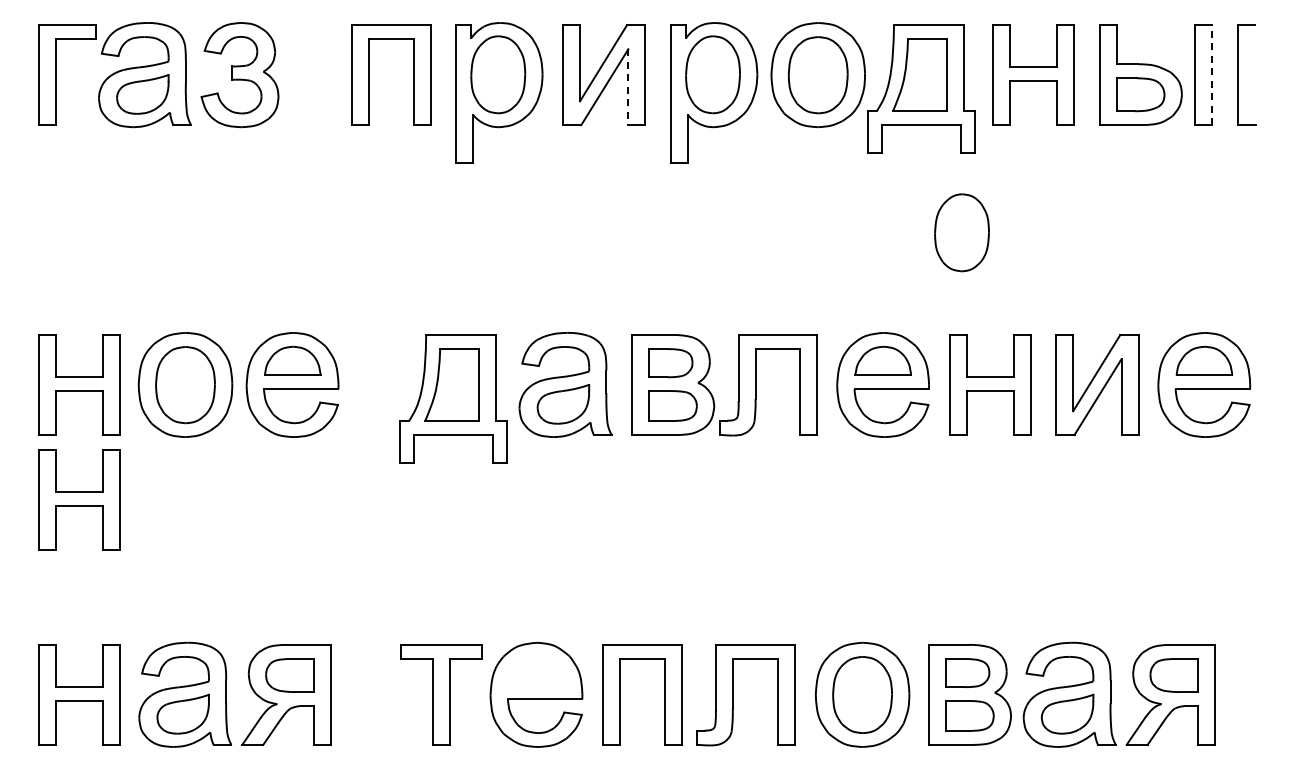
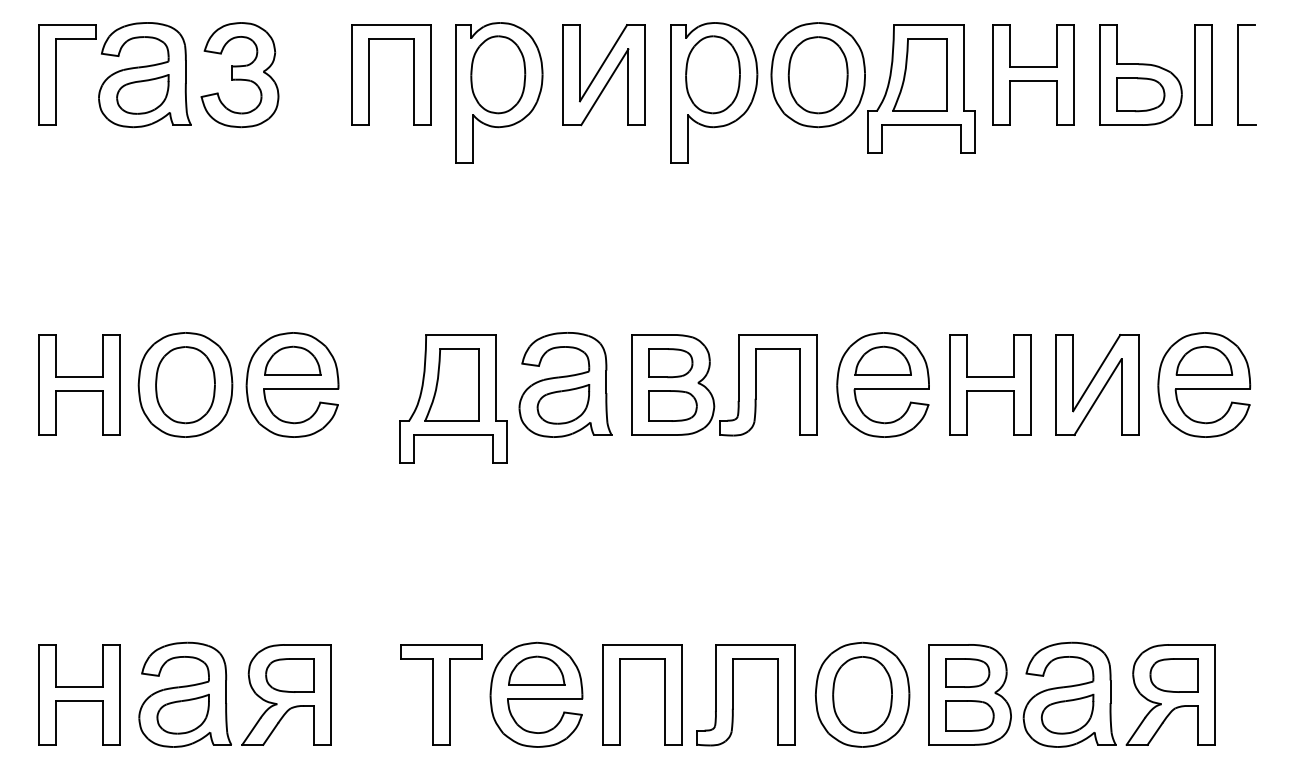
line: dashed -> solid (1211, 75)
line: dashed -> solid (628, 87)
part: present -> none (961, 232)
part: present -> none (79, 499)
part: none -> present (536, 670)
